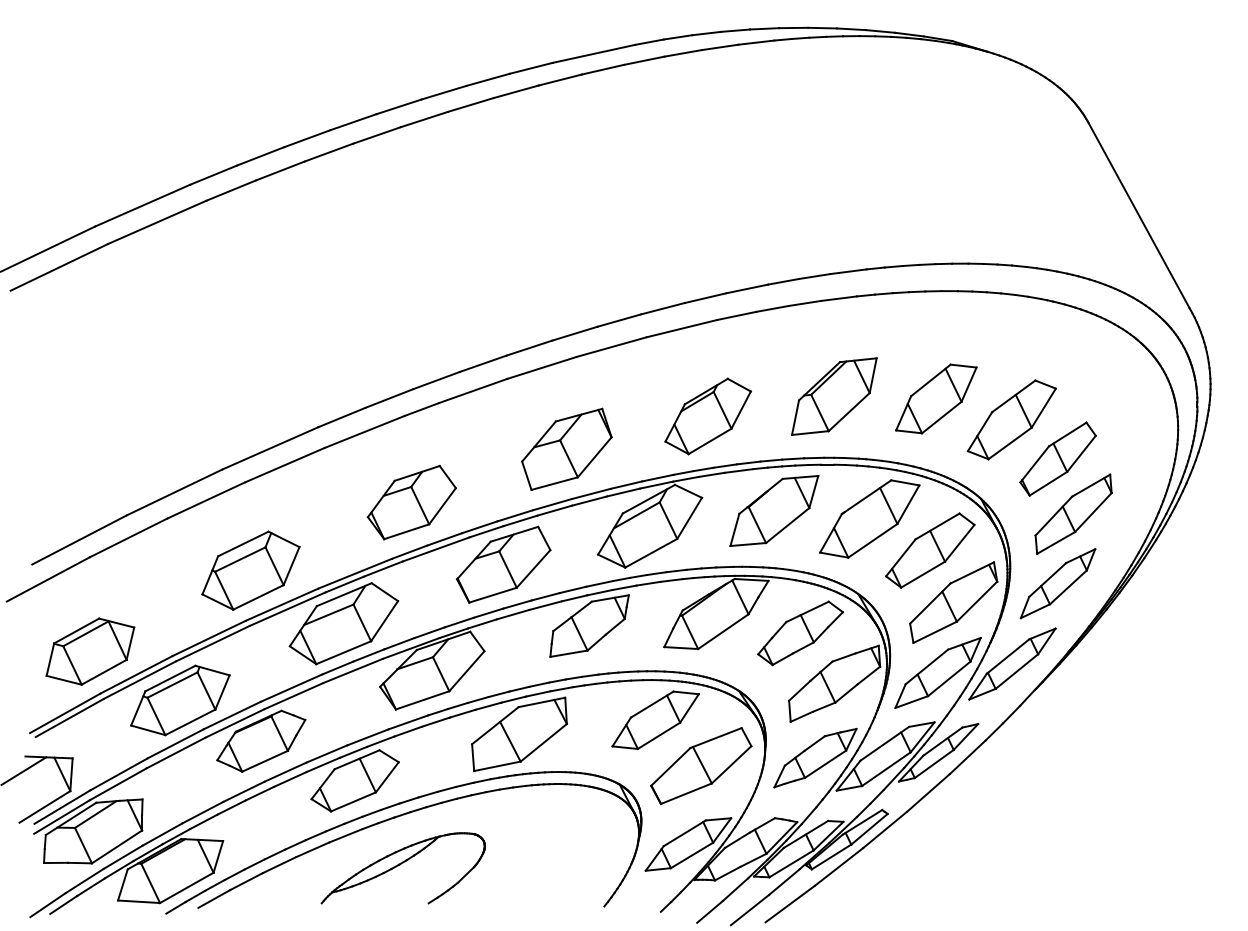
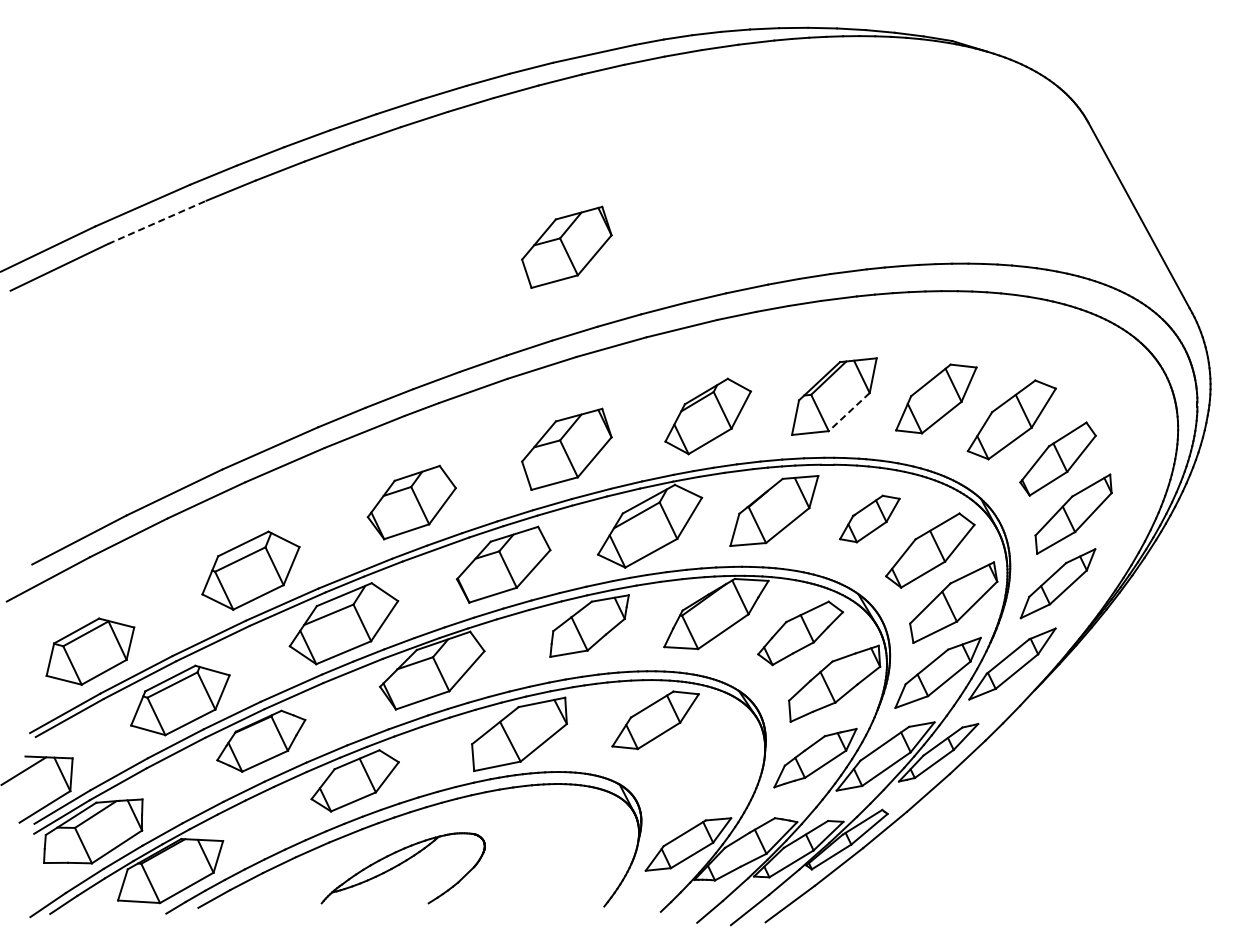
line: solid -> dashed (157, 222)
part: none -> present (566, 246)
line: solid -> dashed (849, 412)
part size: 102x80 px -> 62x50 px (869, 518)
part: present -> none (701, 766)
